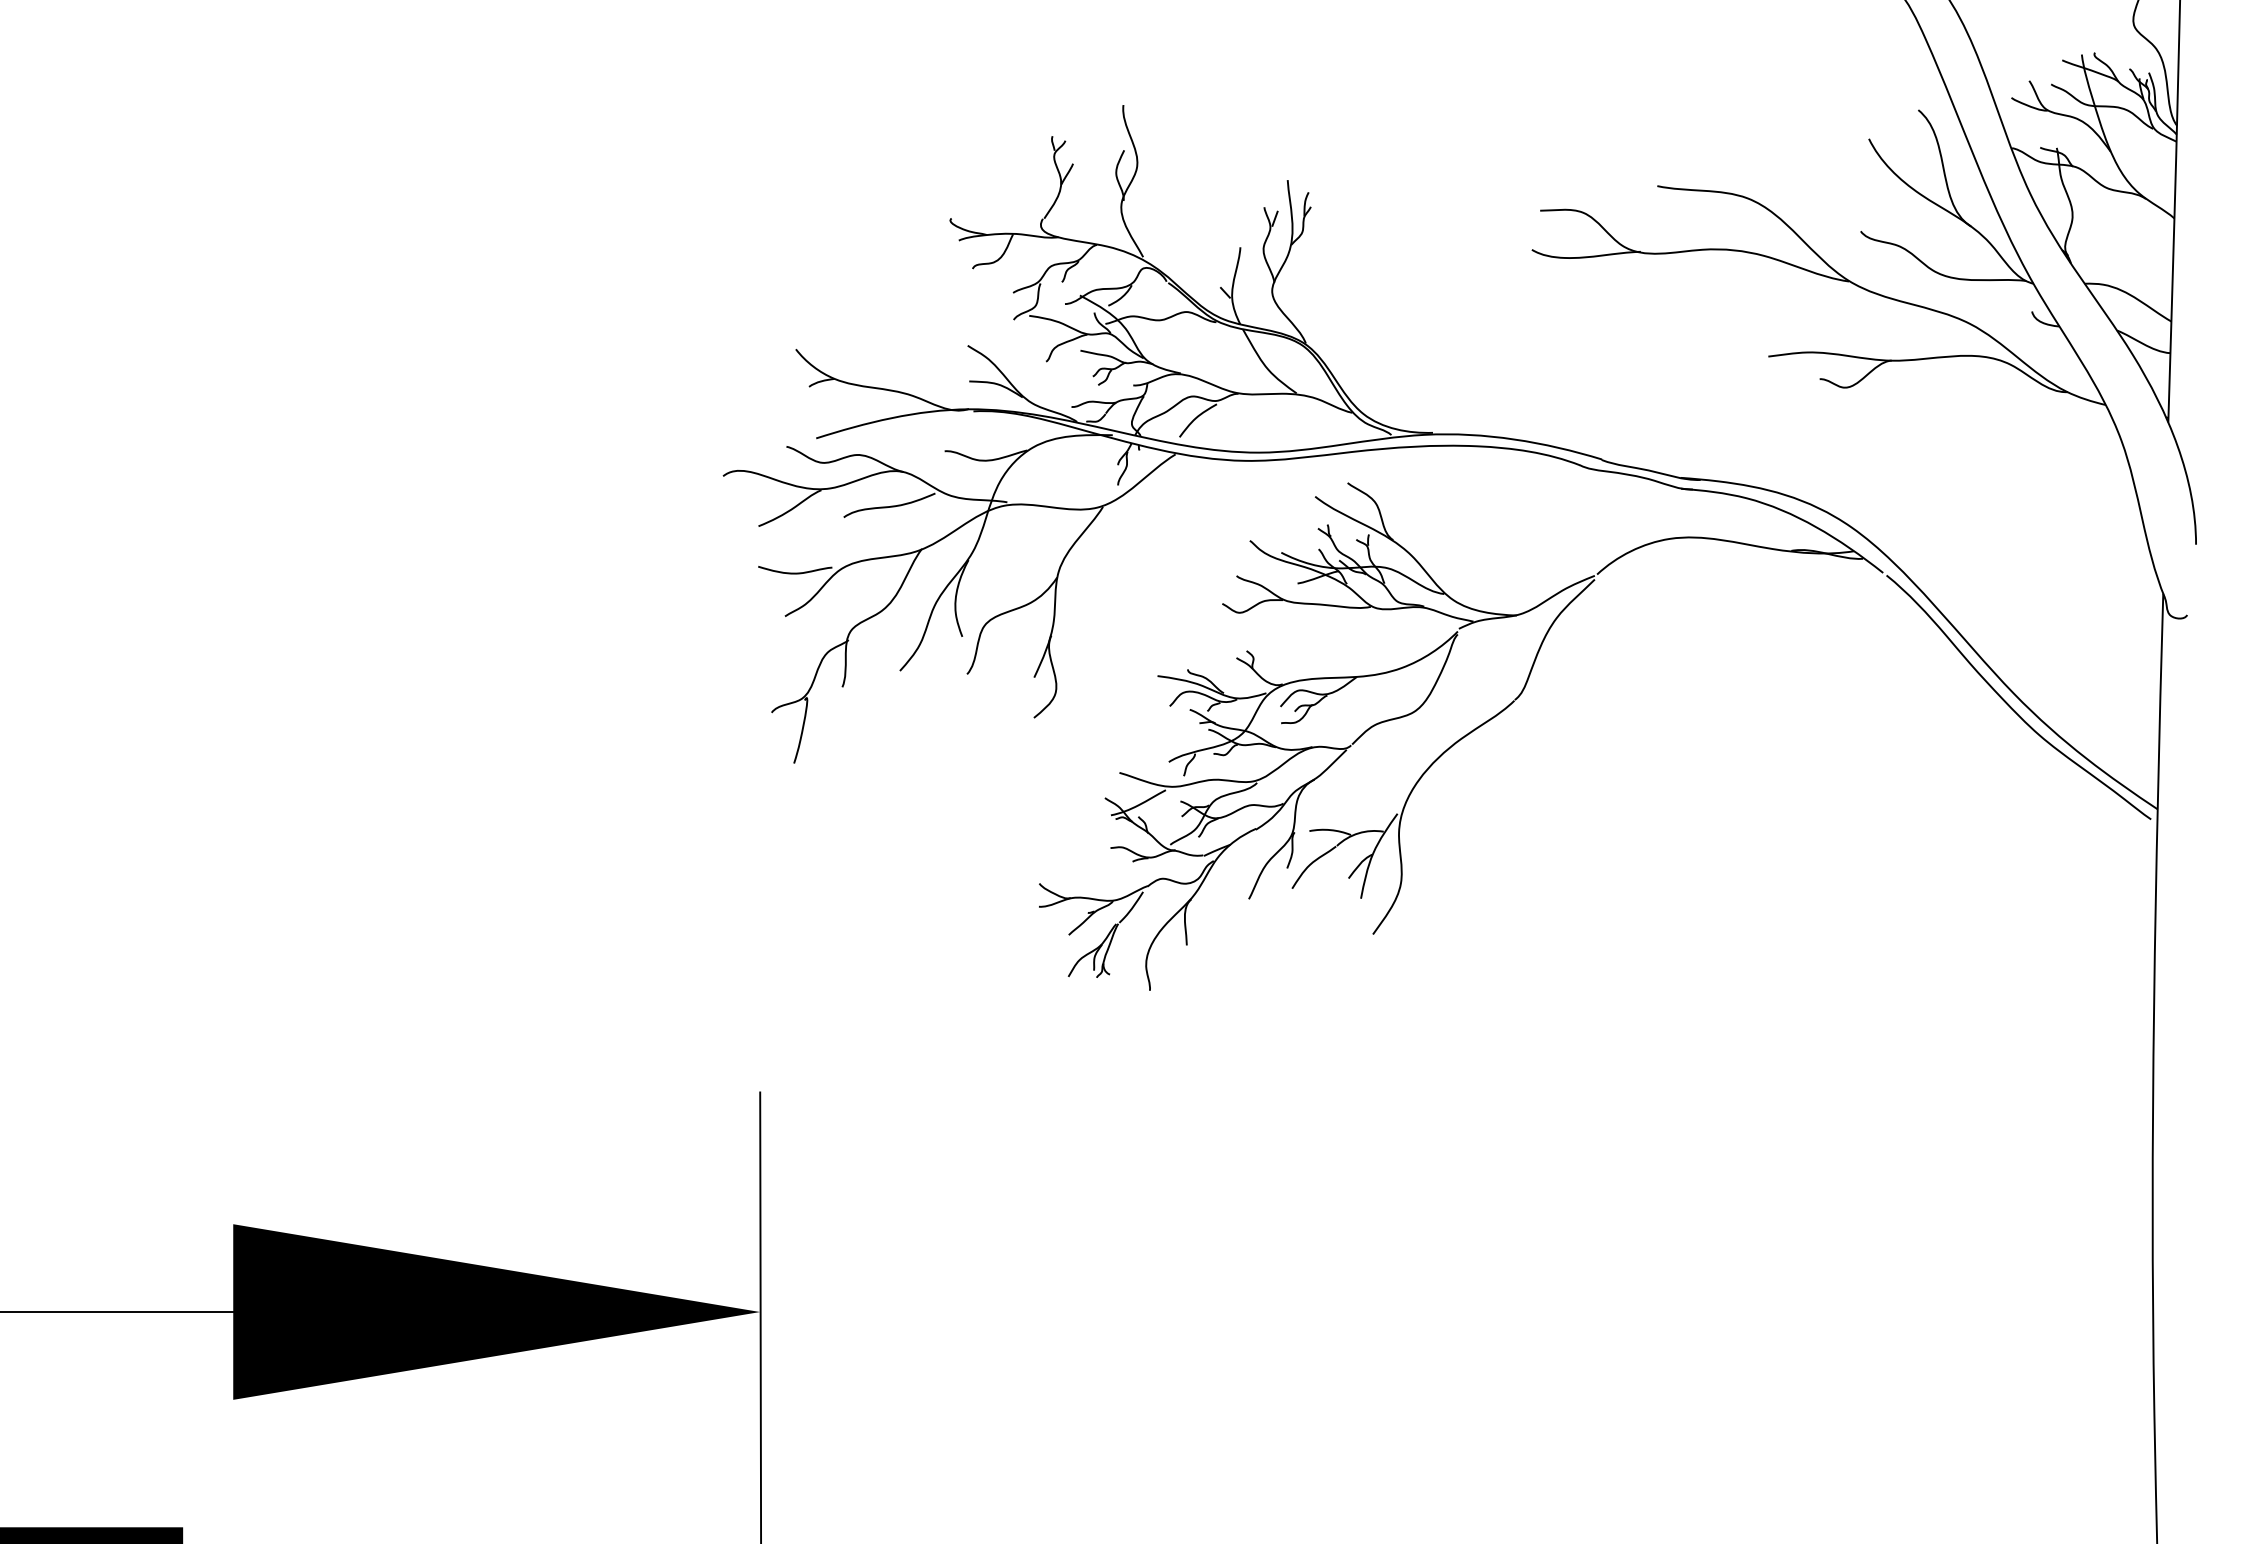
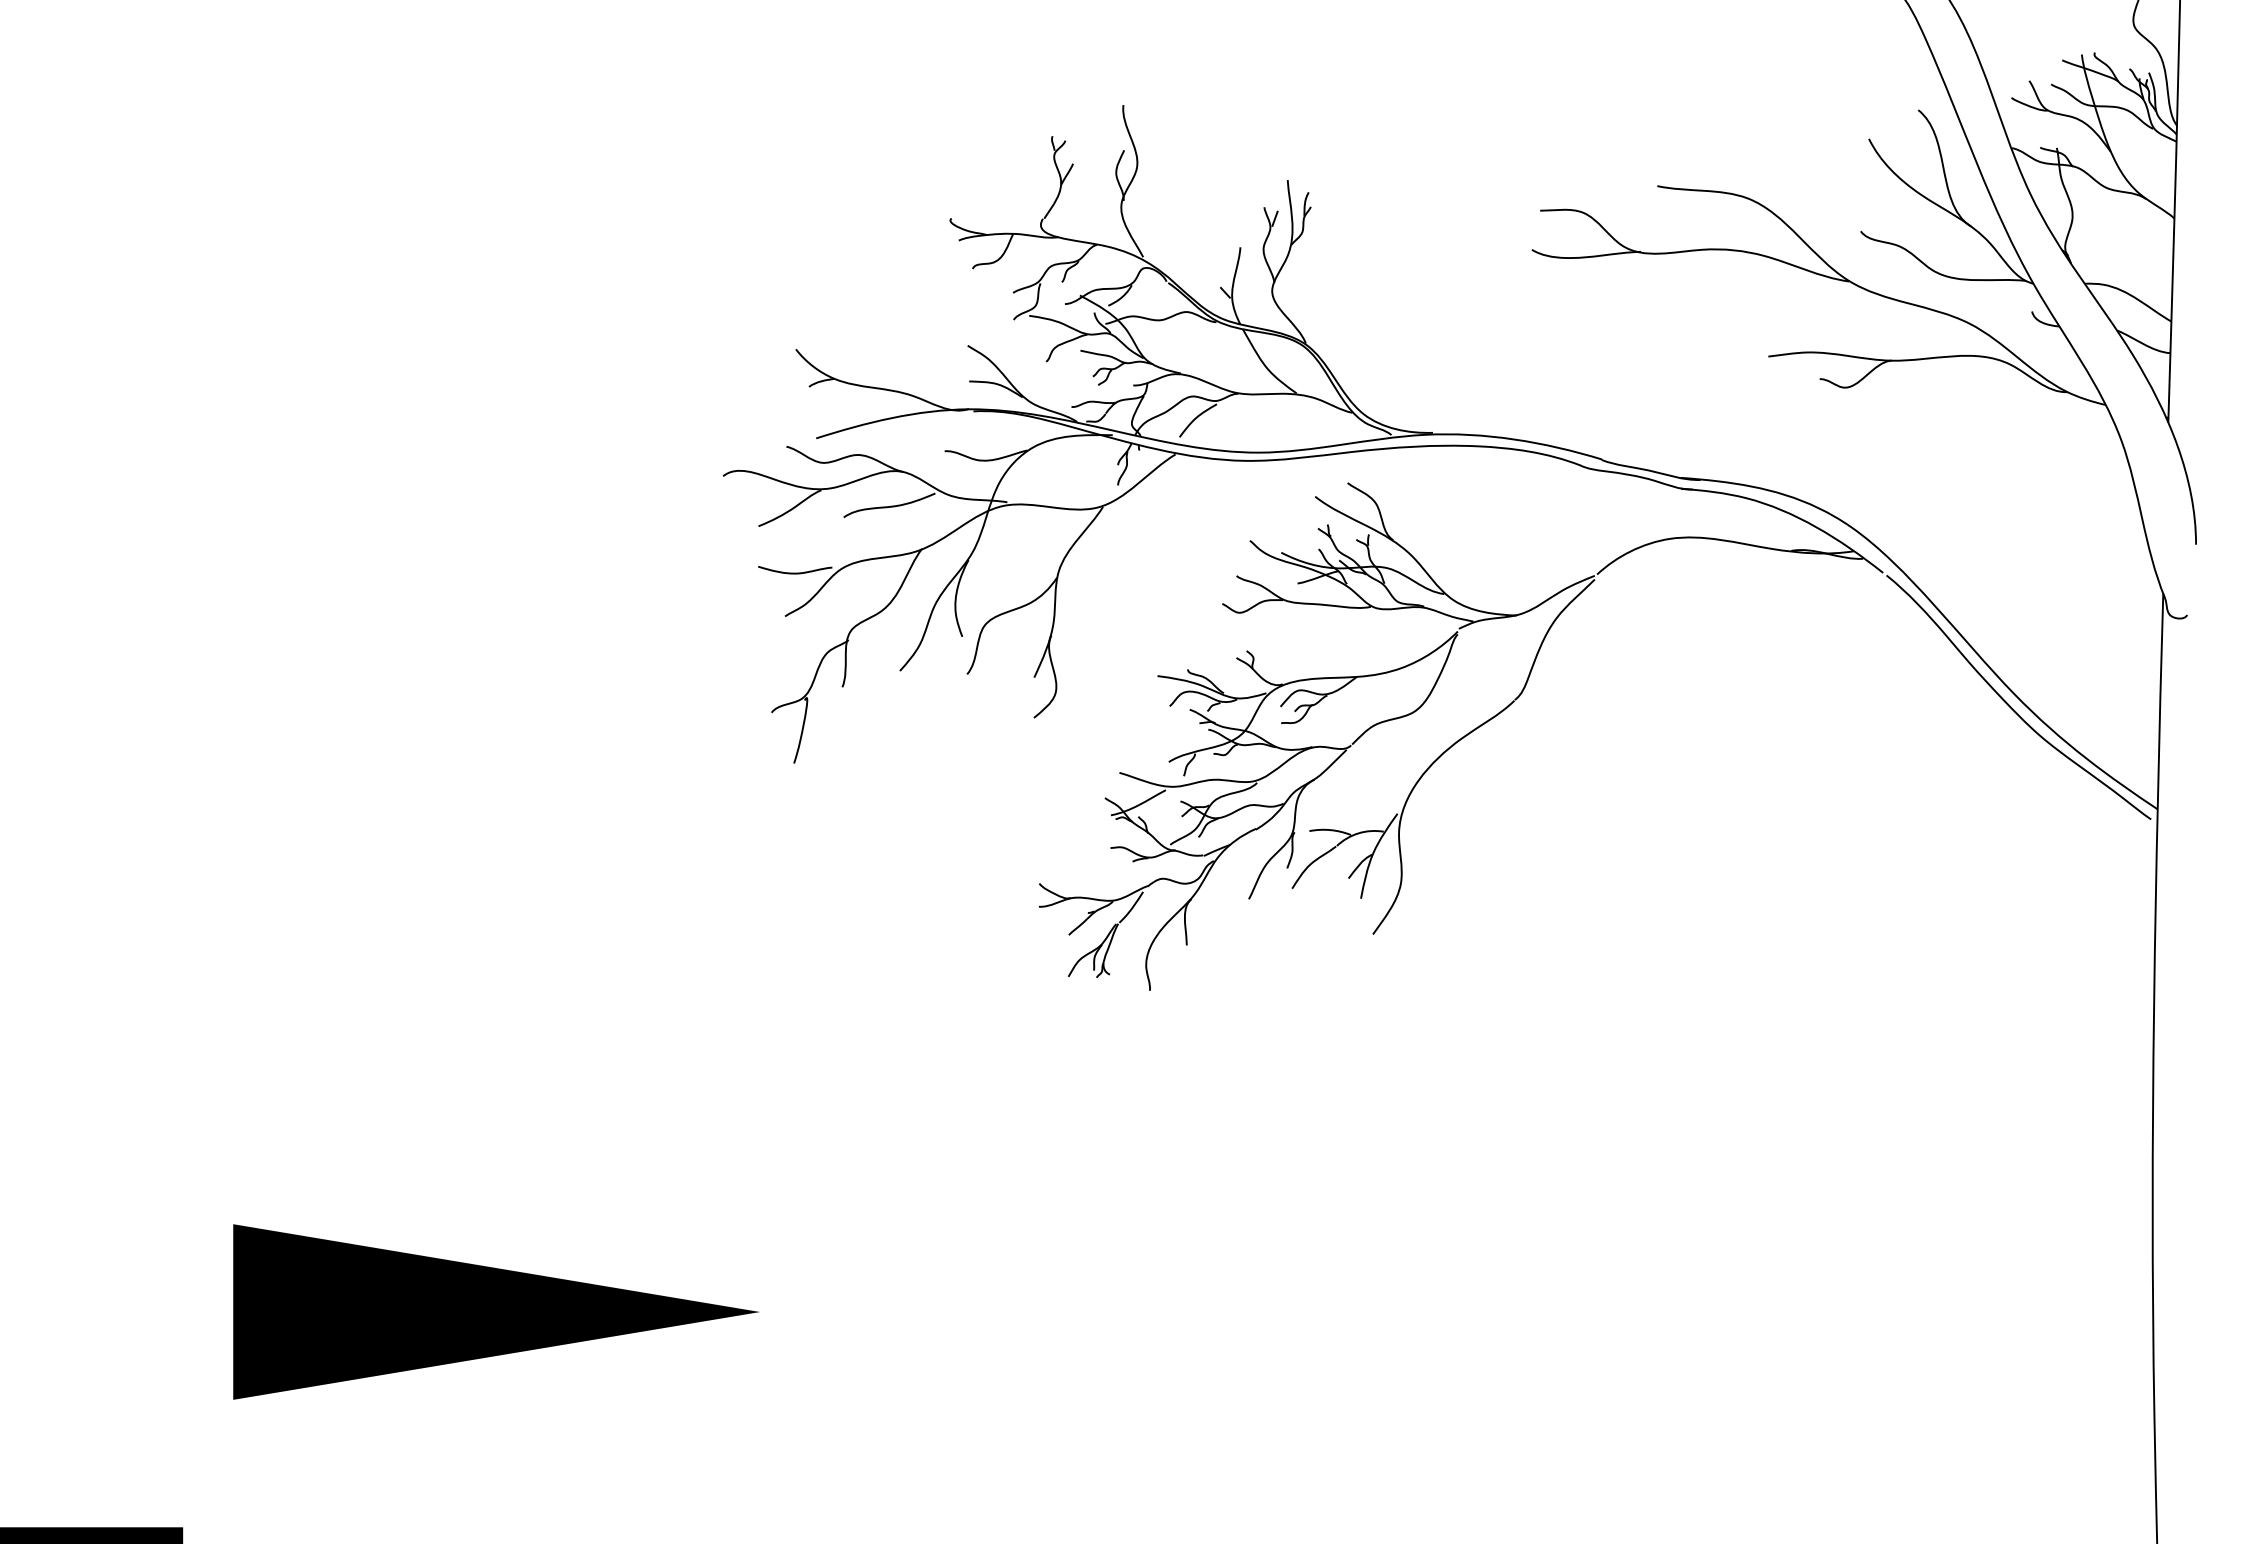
line: present -> none (117, 1312)
line: present -> none (760, 1316)
